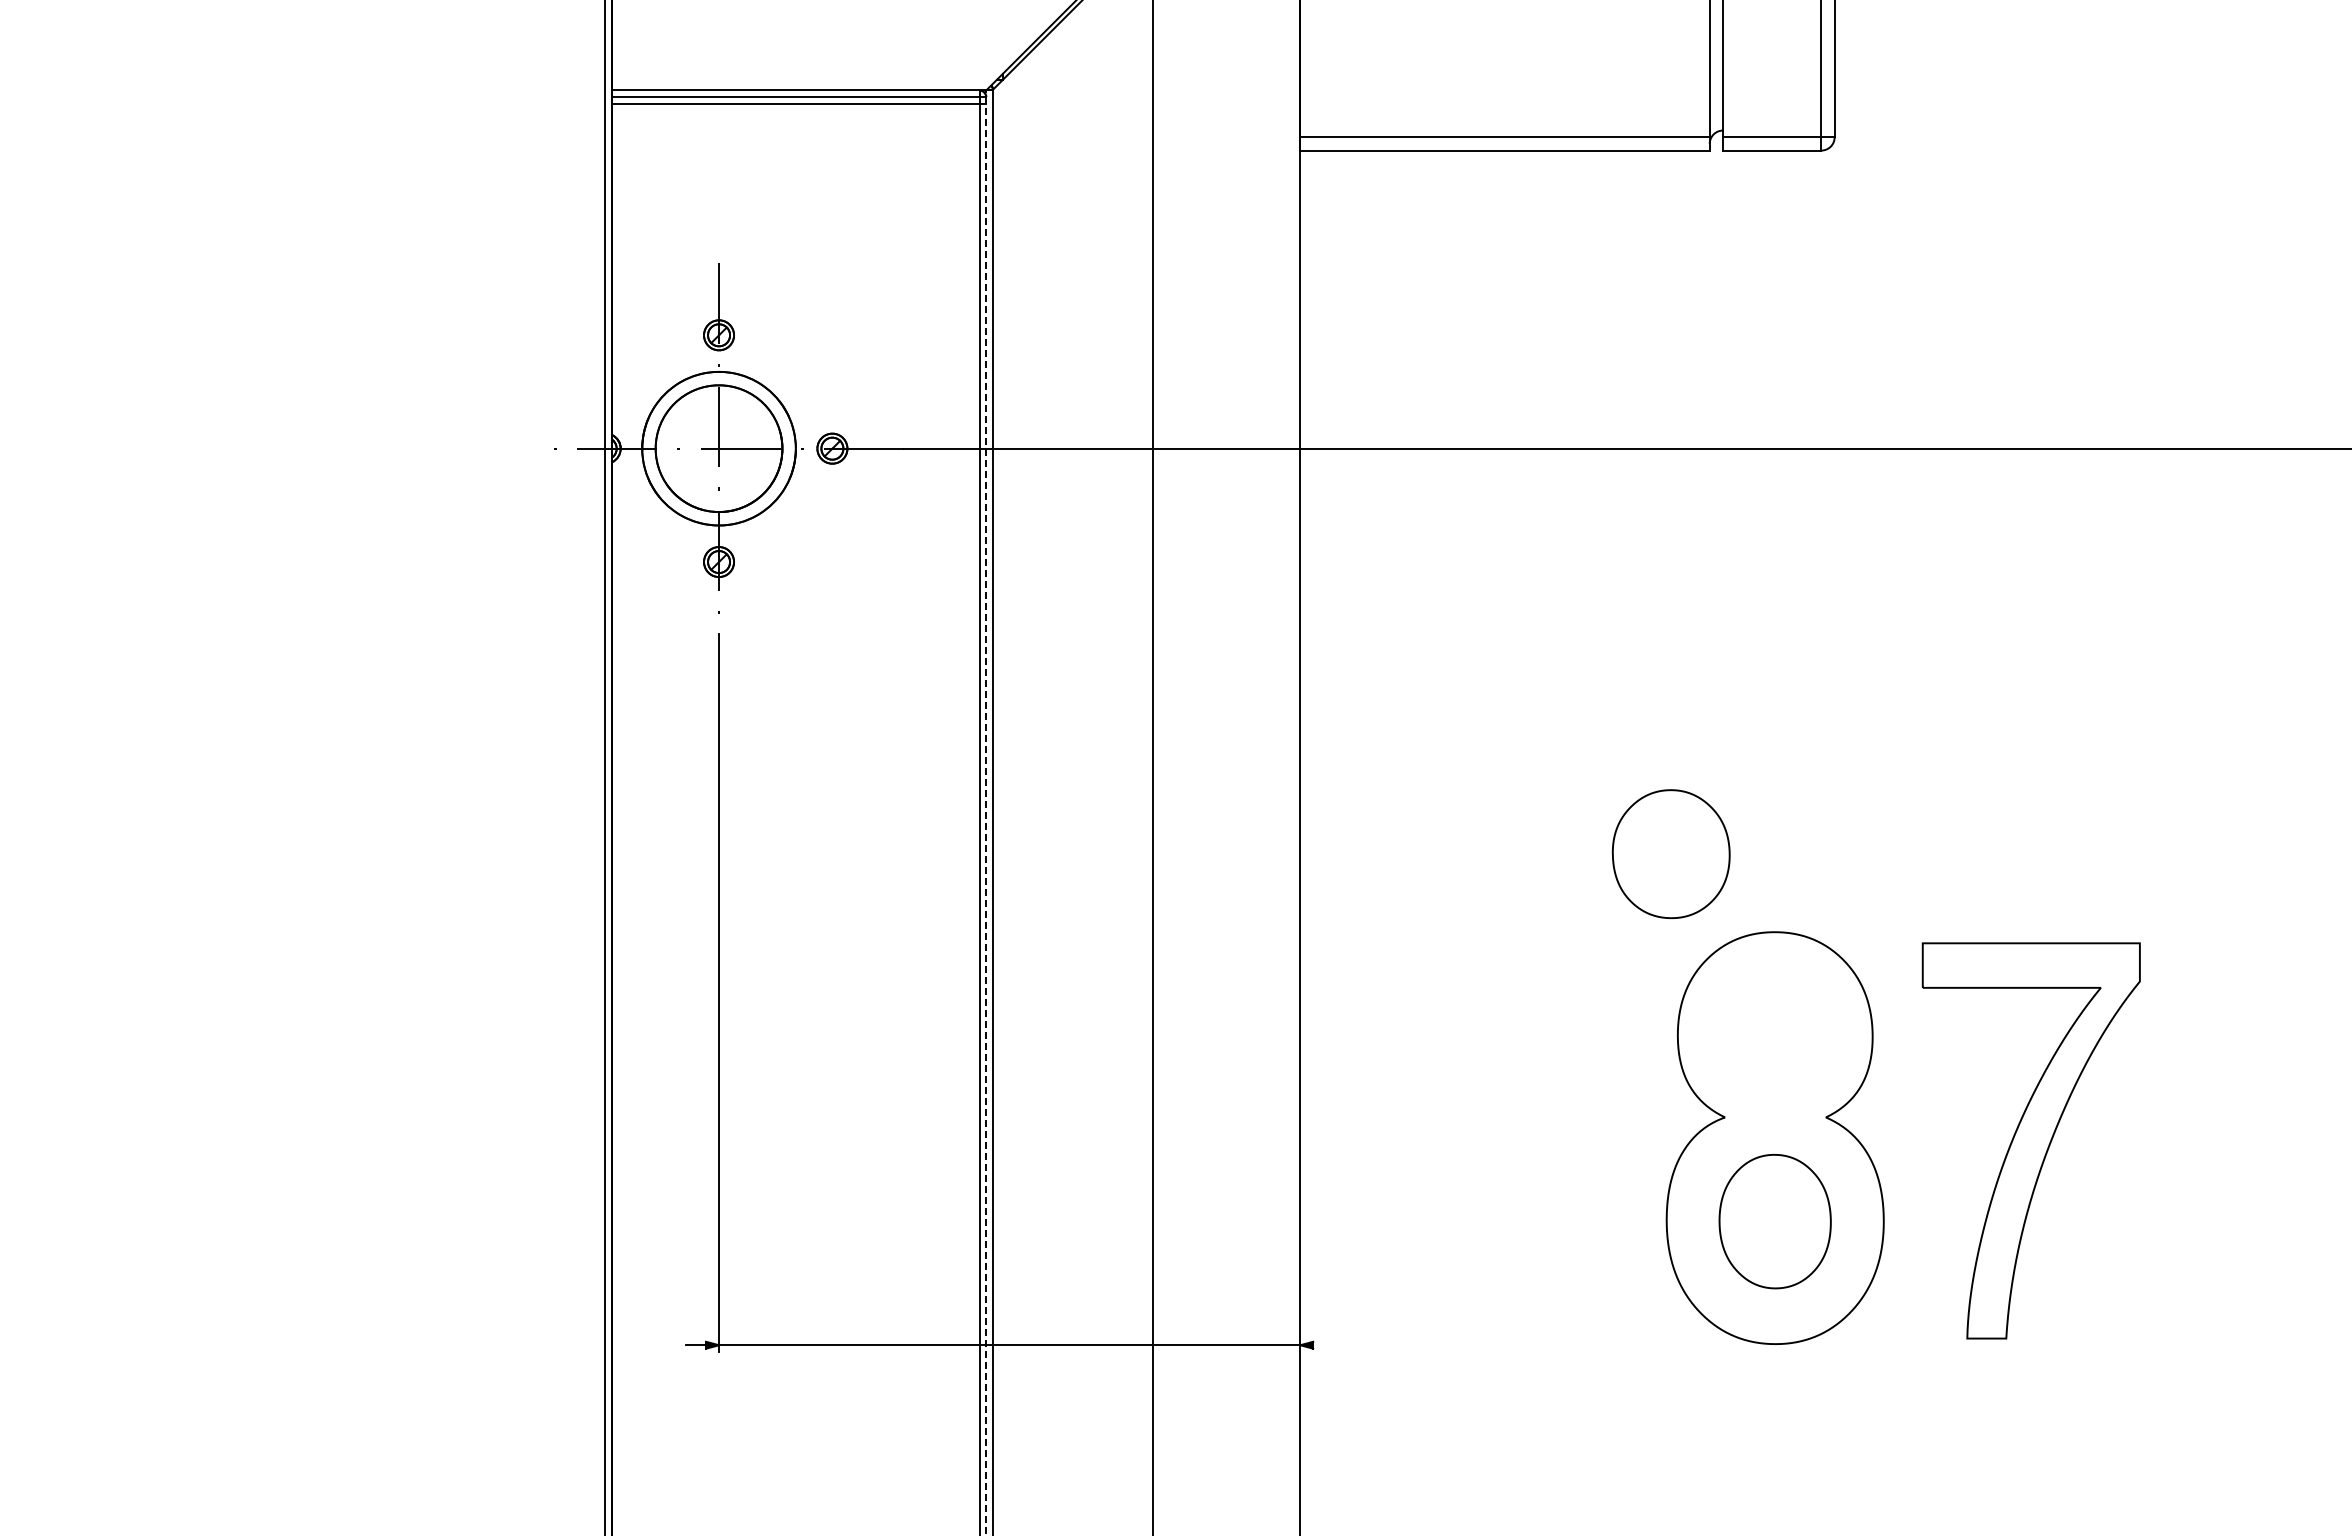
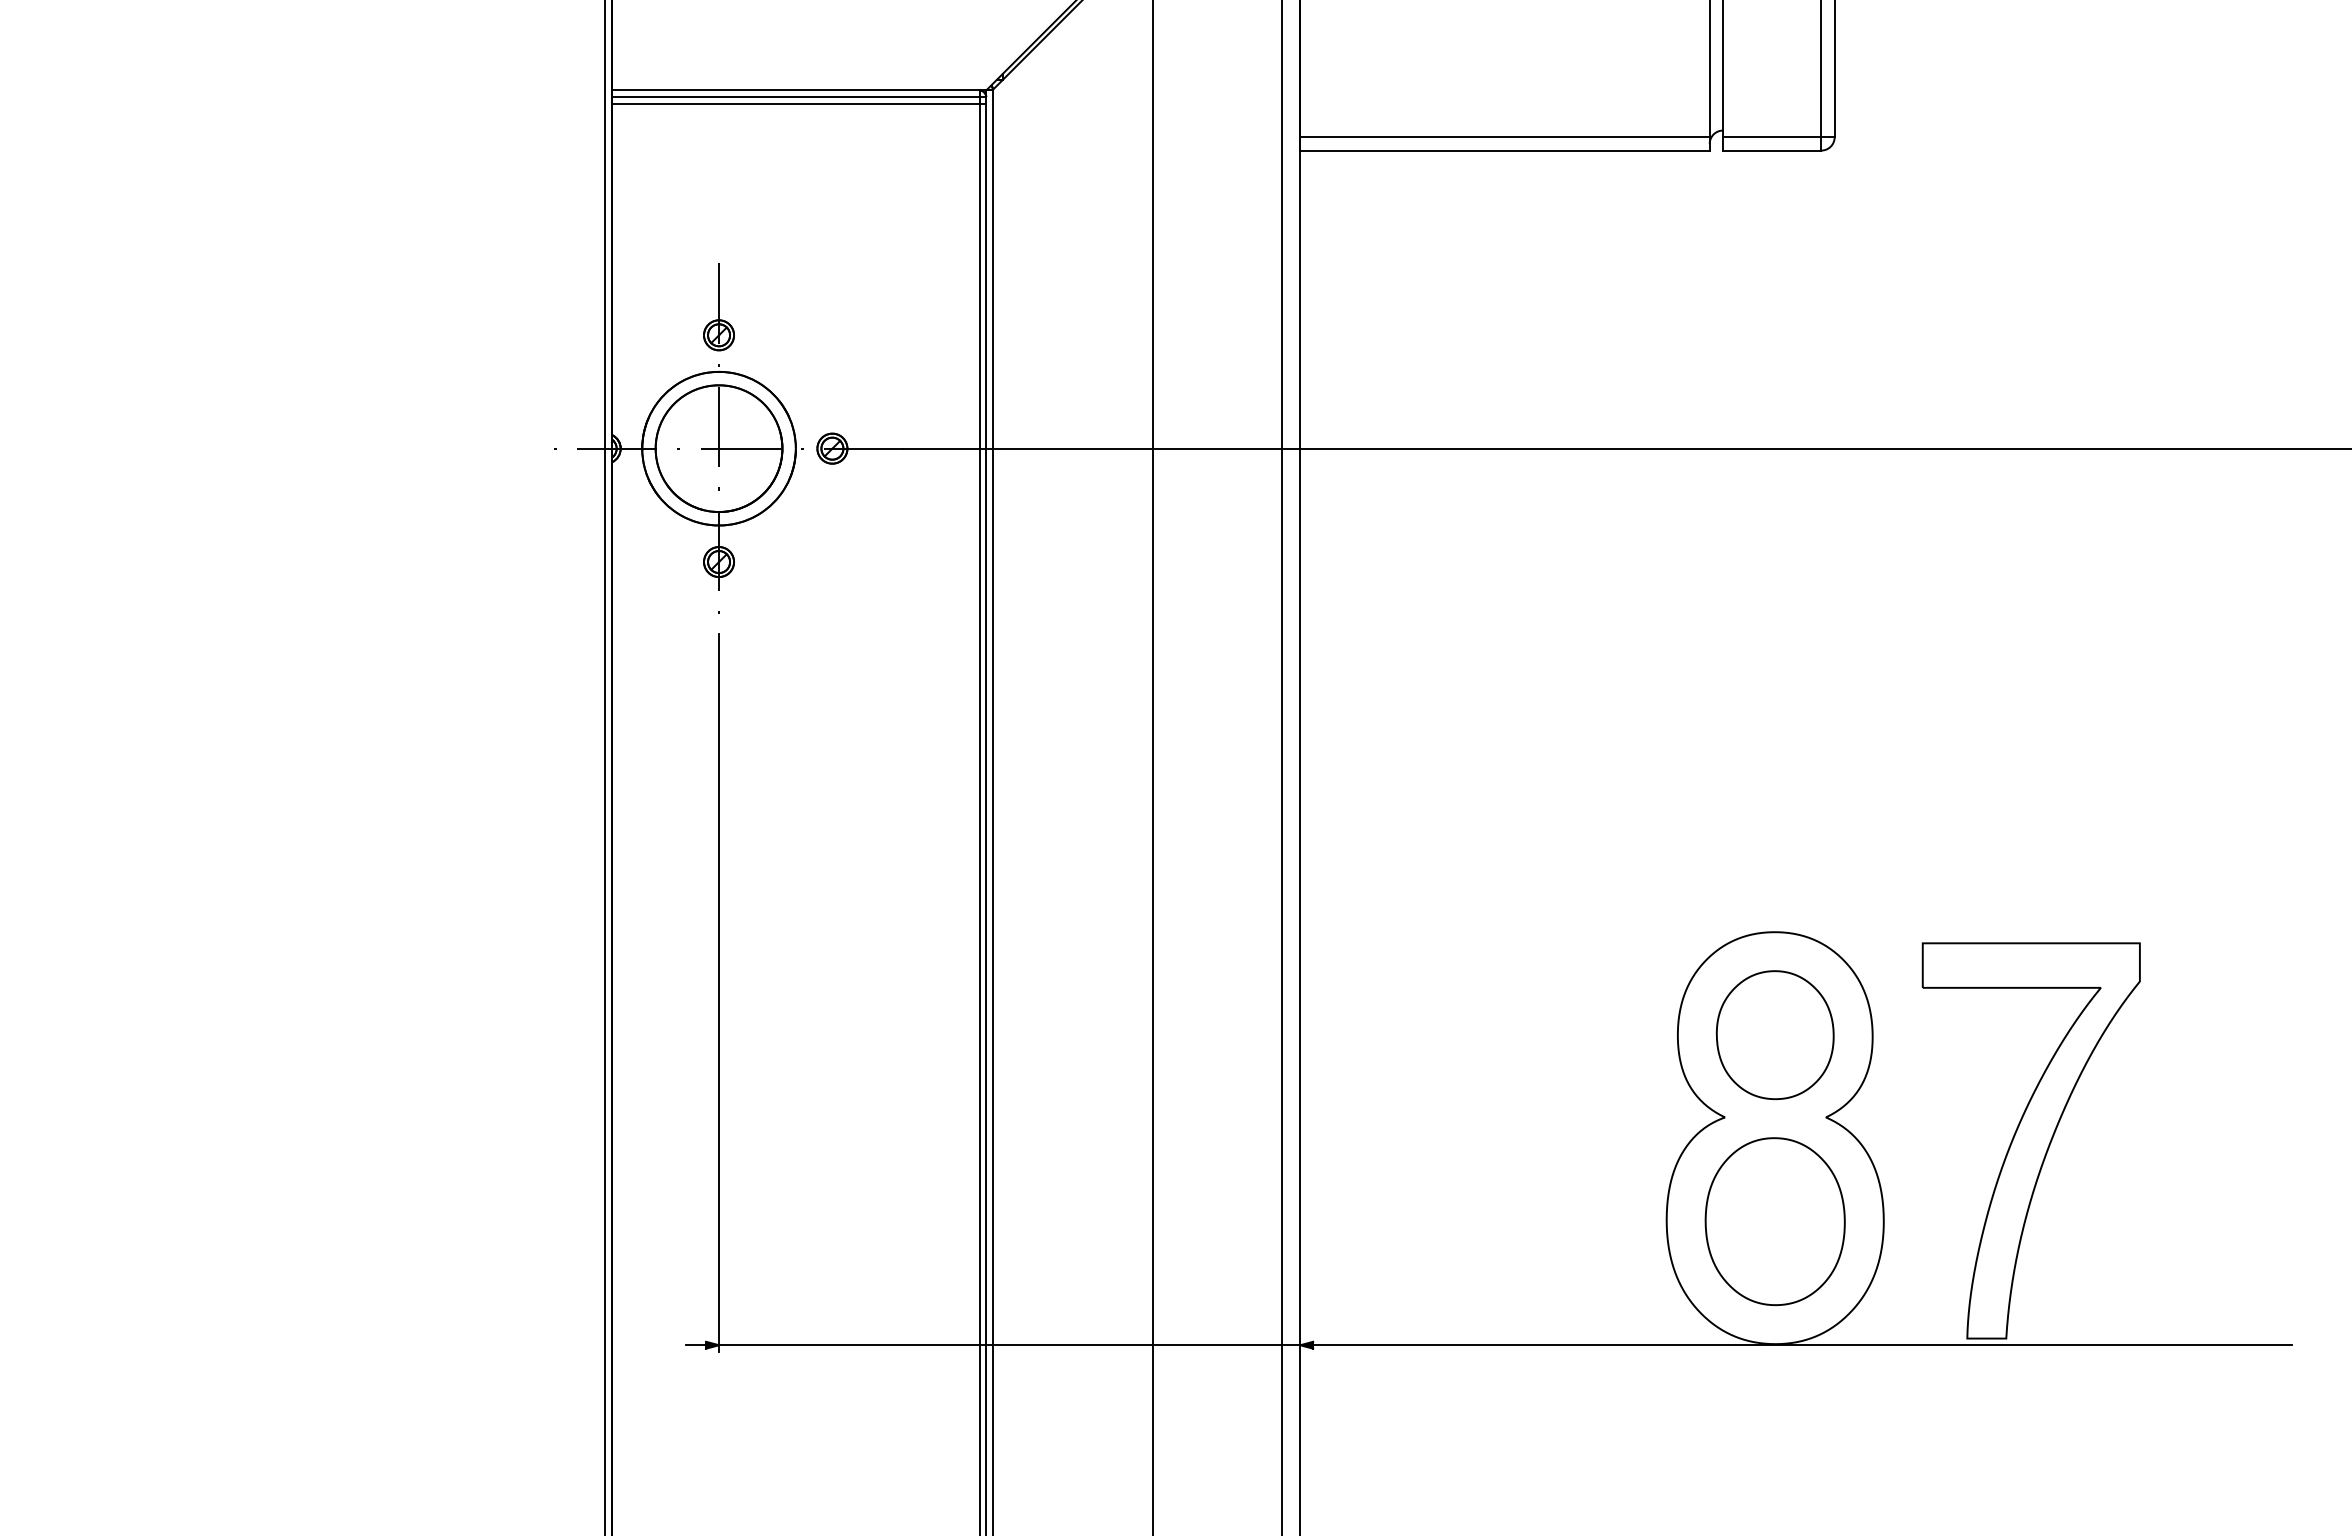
line: none -> present (1281, 767)
line: dashed -> solid (986, 813)
part position: (1670, 854) -> (1774, 1035) (1774, 1035)
part size: 114x136 px -> 142x169 px (1774, 1221)
line: none -> present (1802, 1345)
